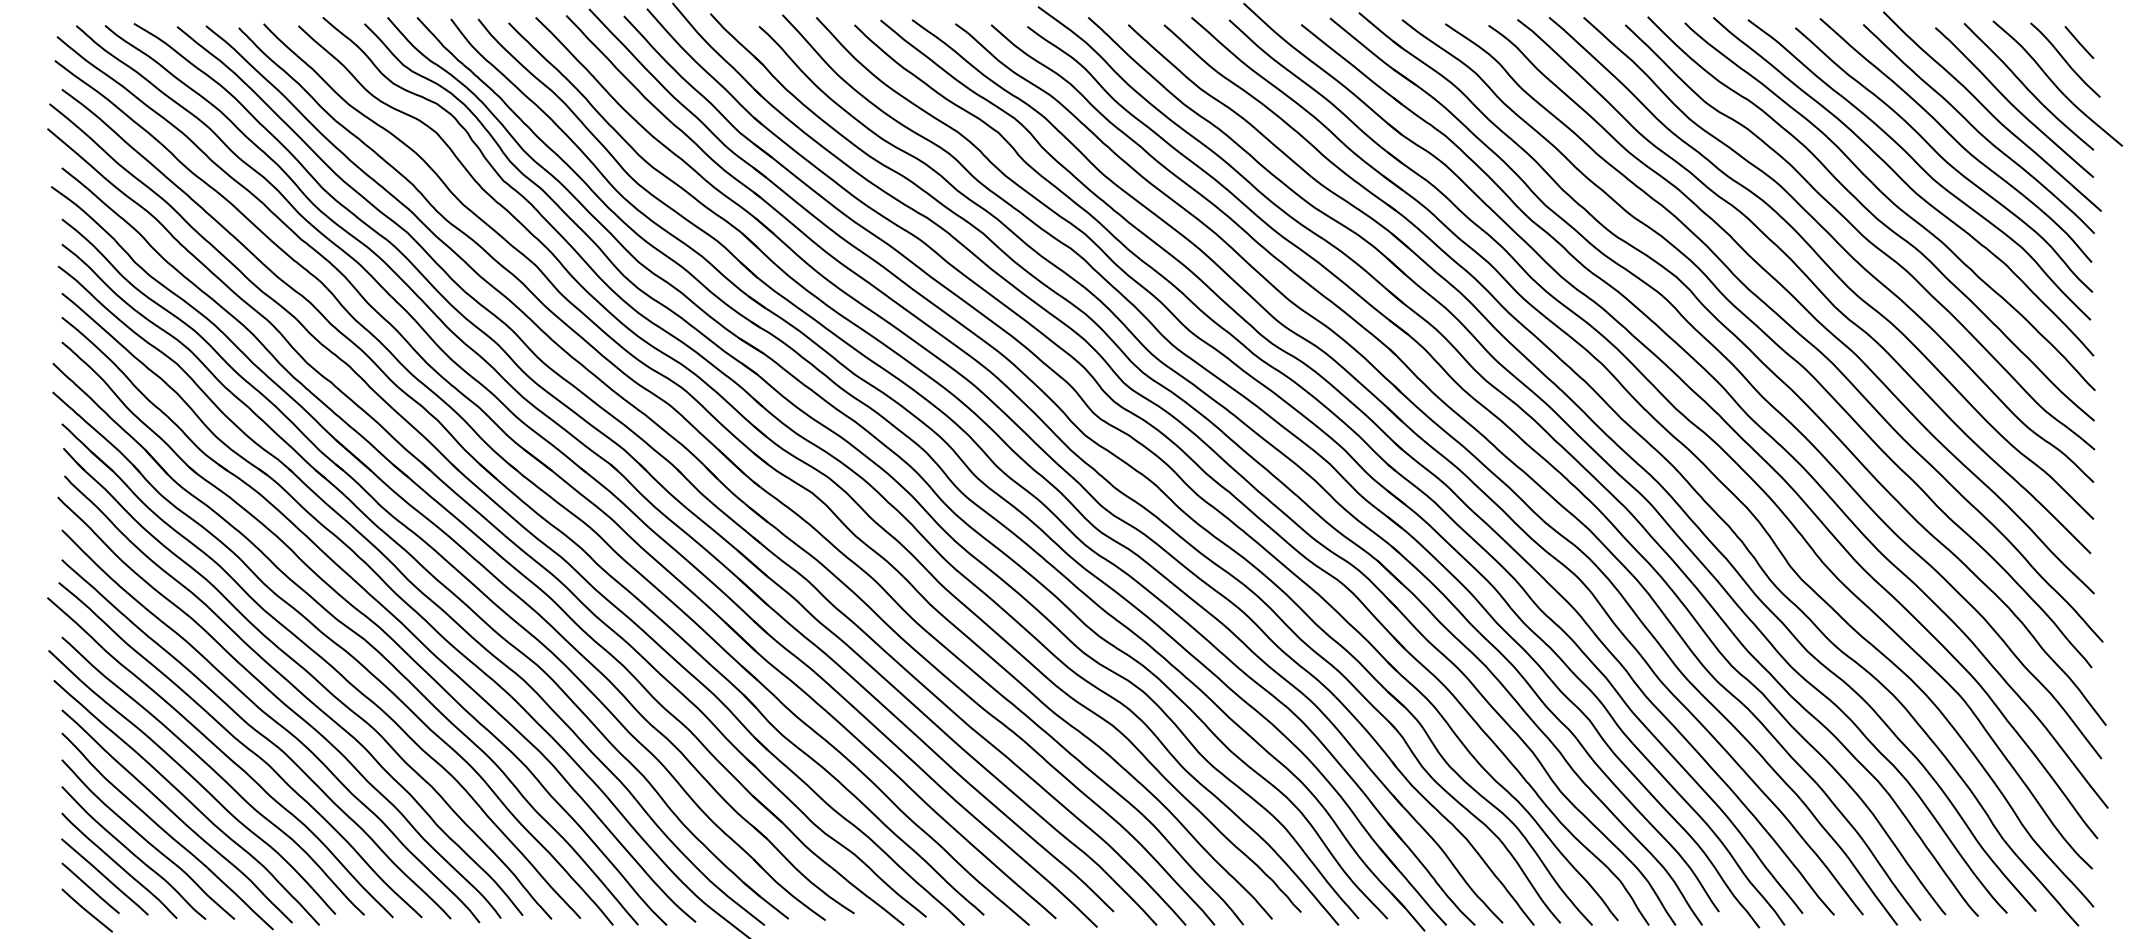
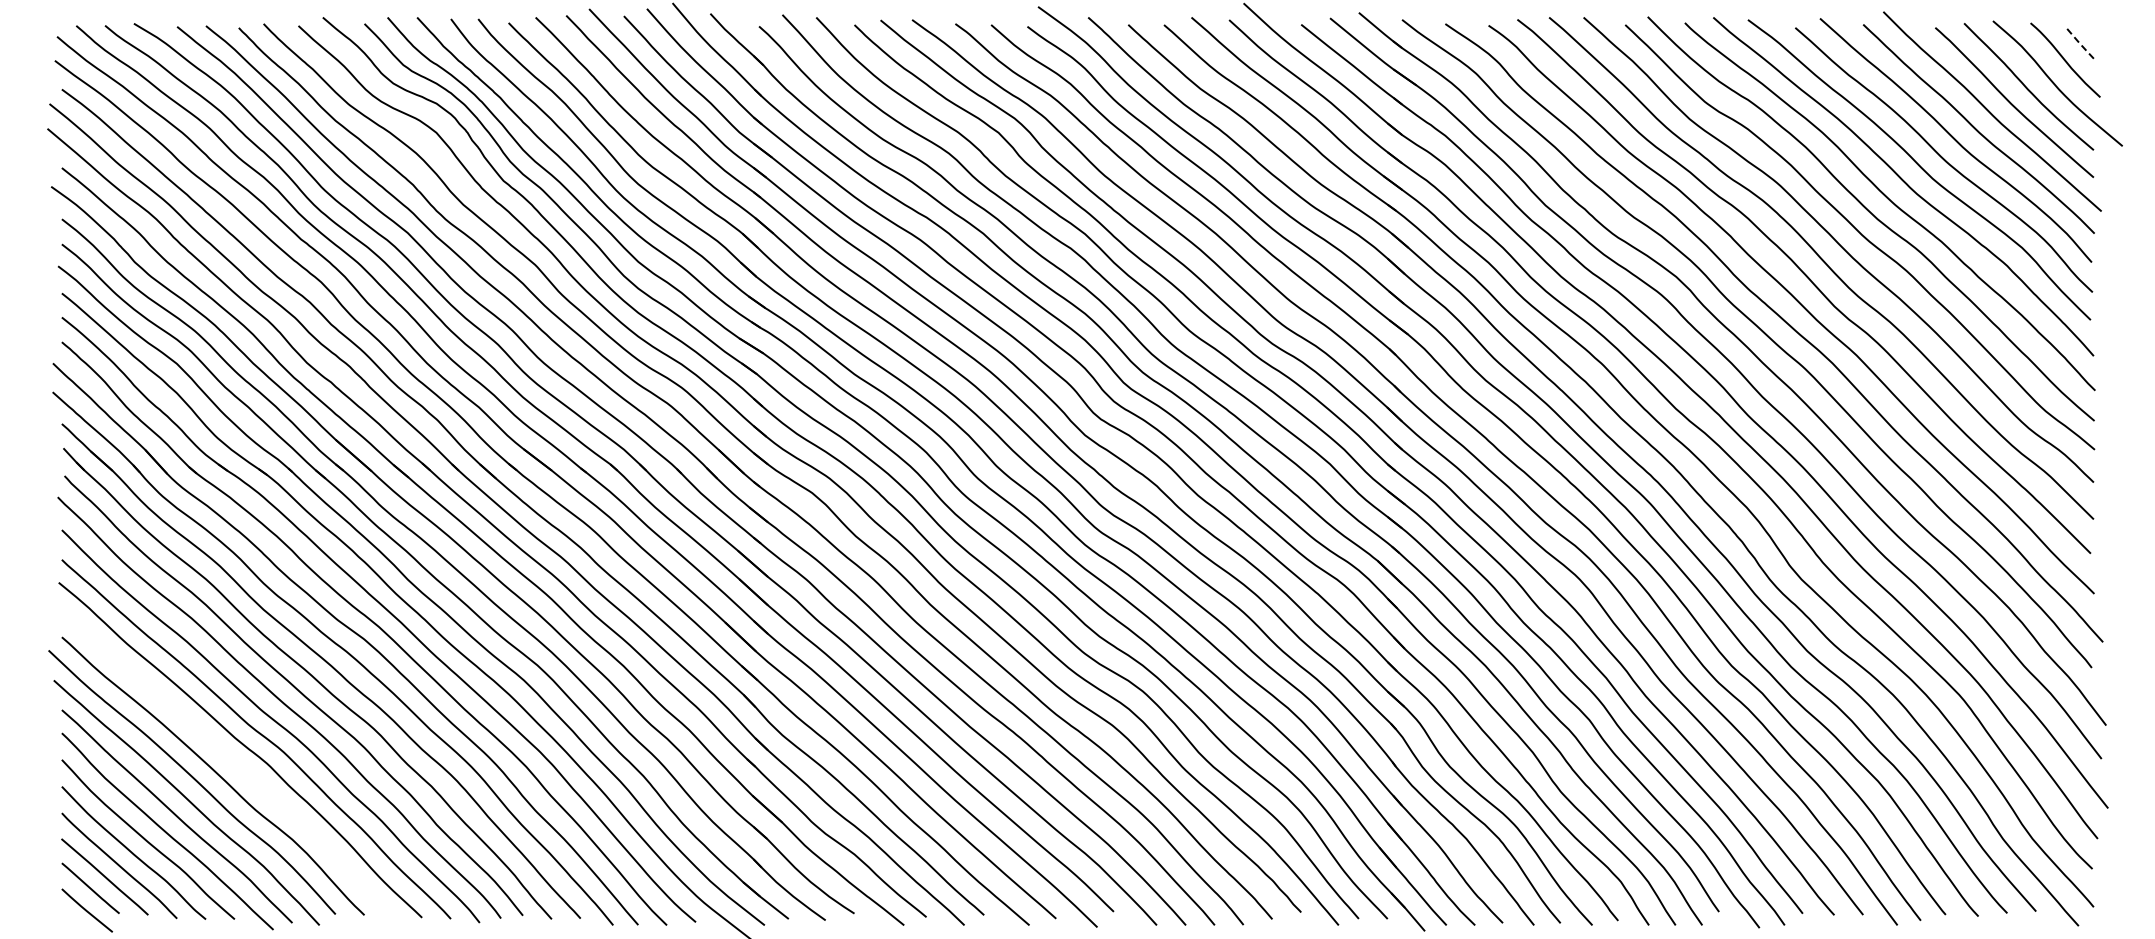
line: solid -> dashed (2079, 43)
curve: present -> none (223, 754)
